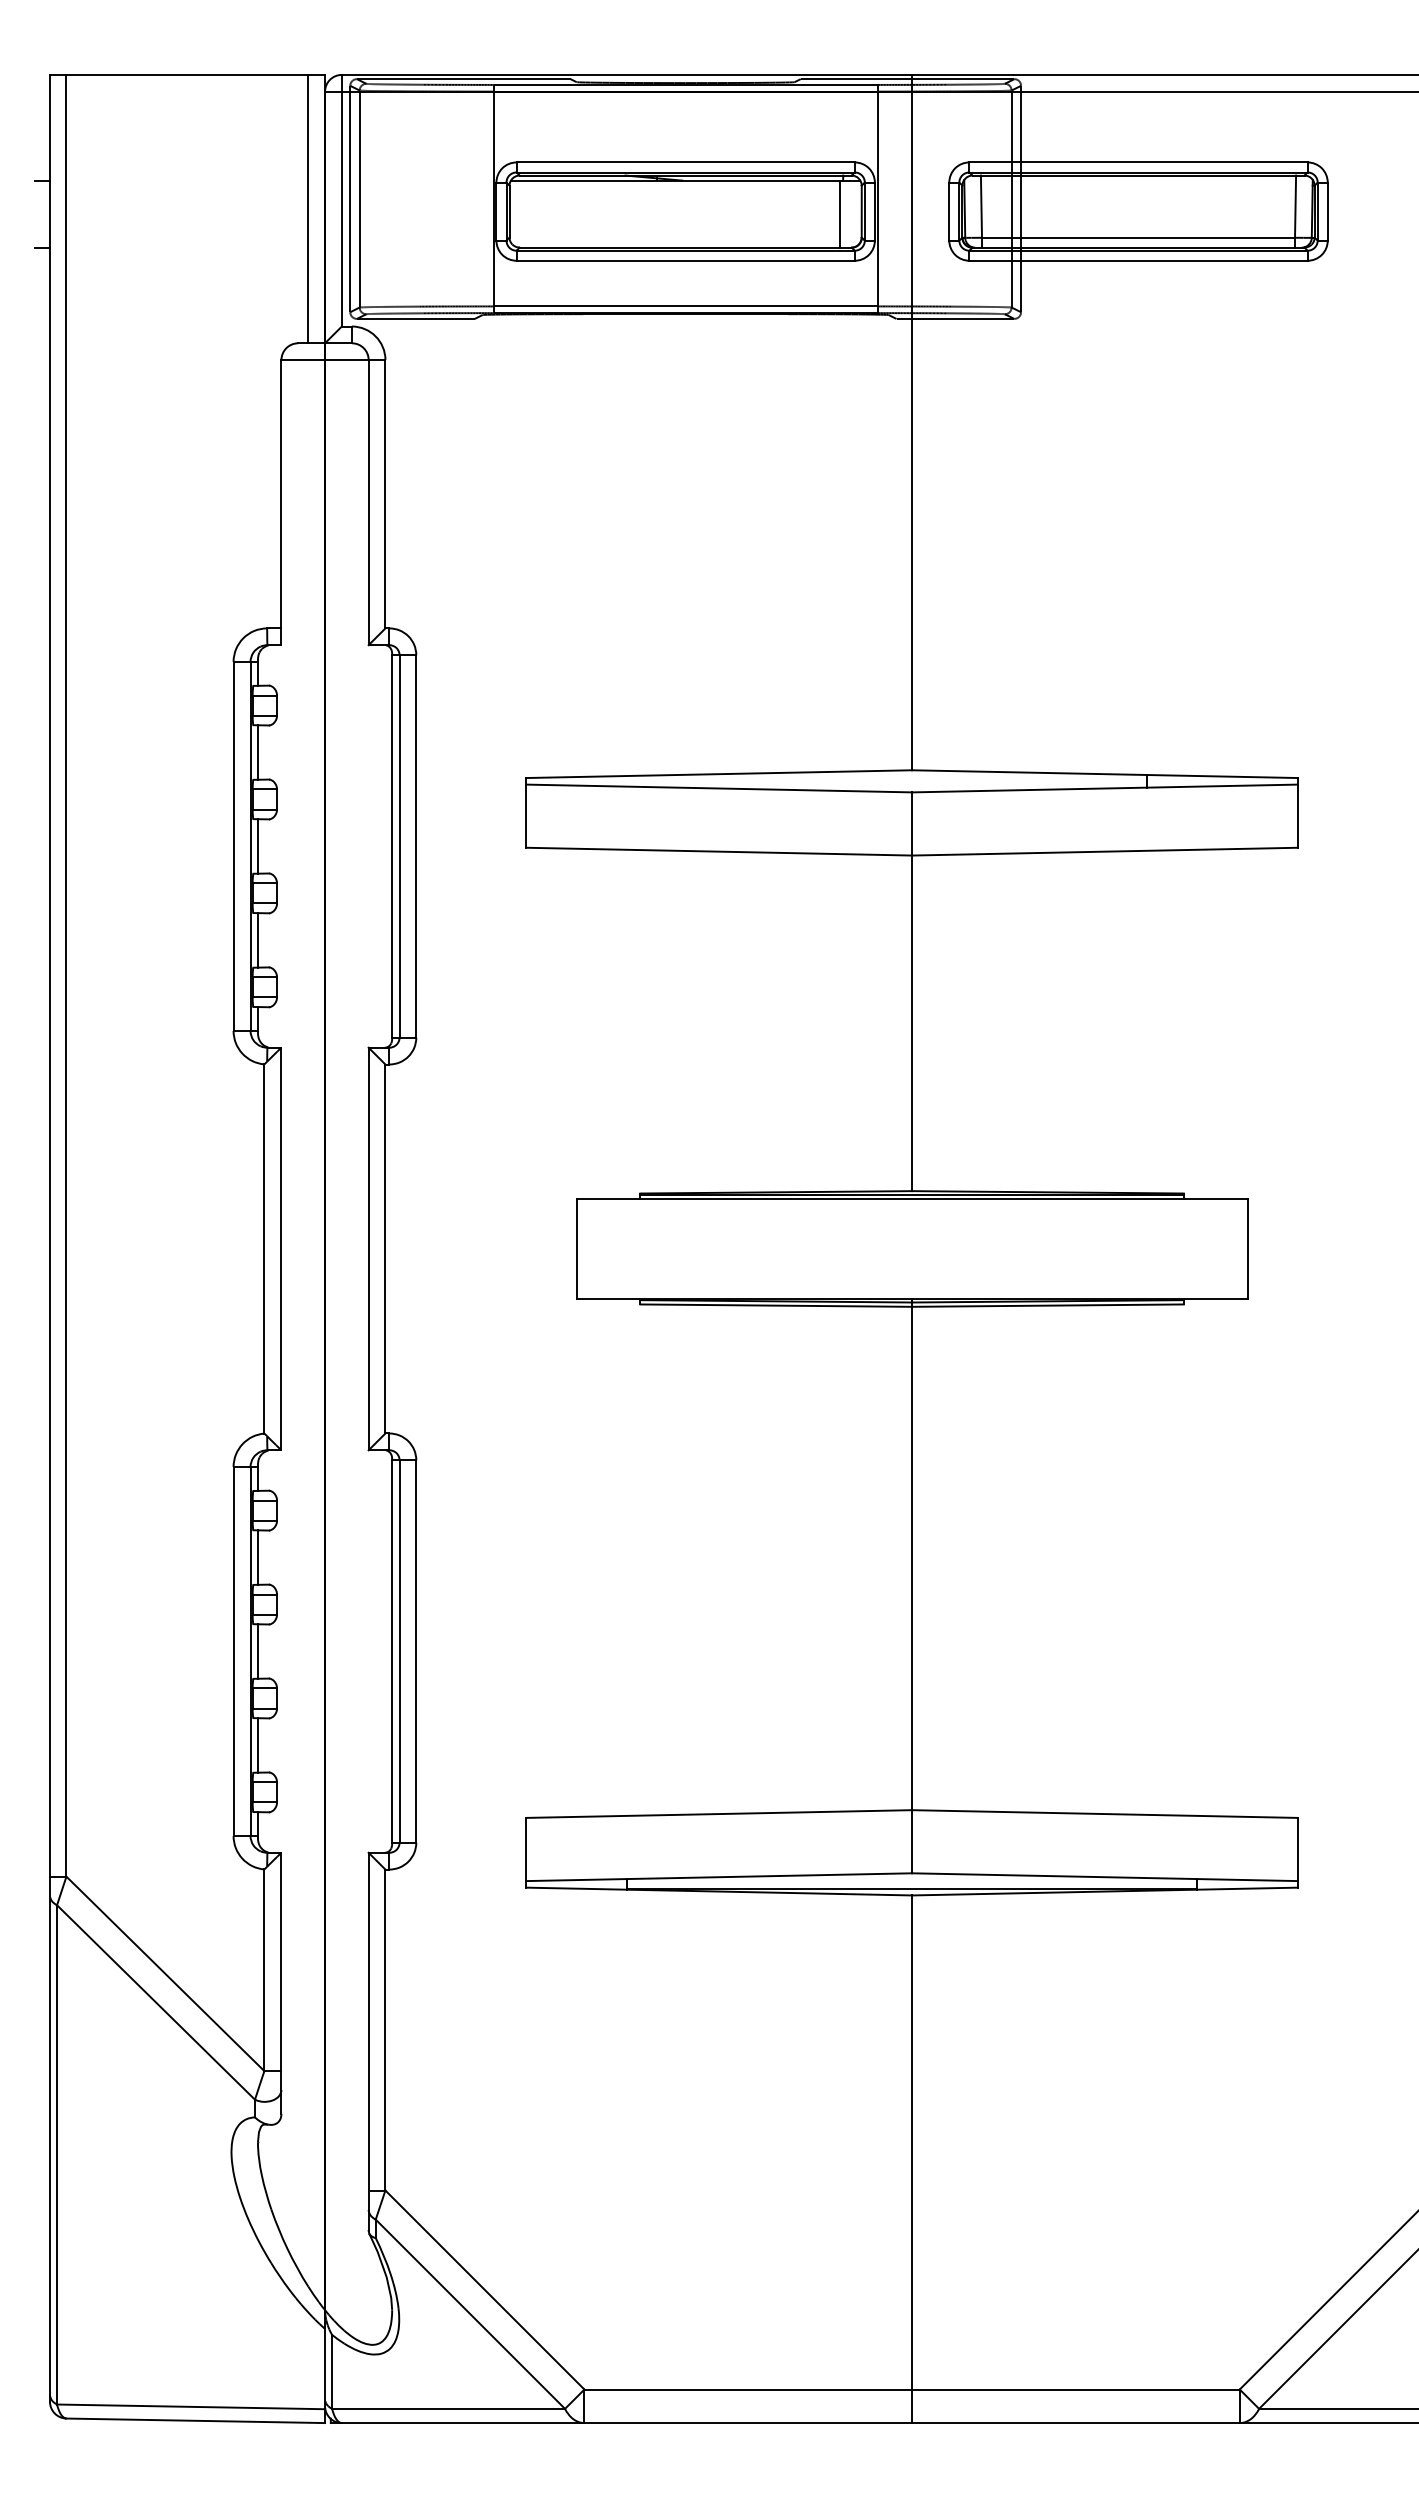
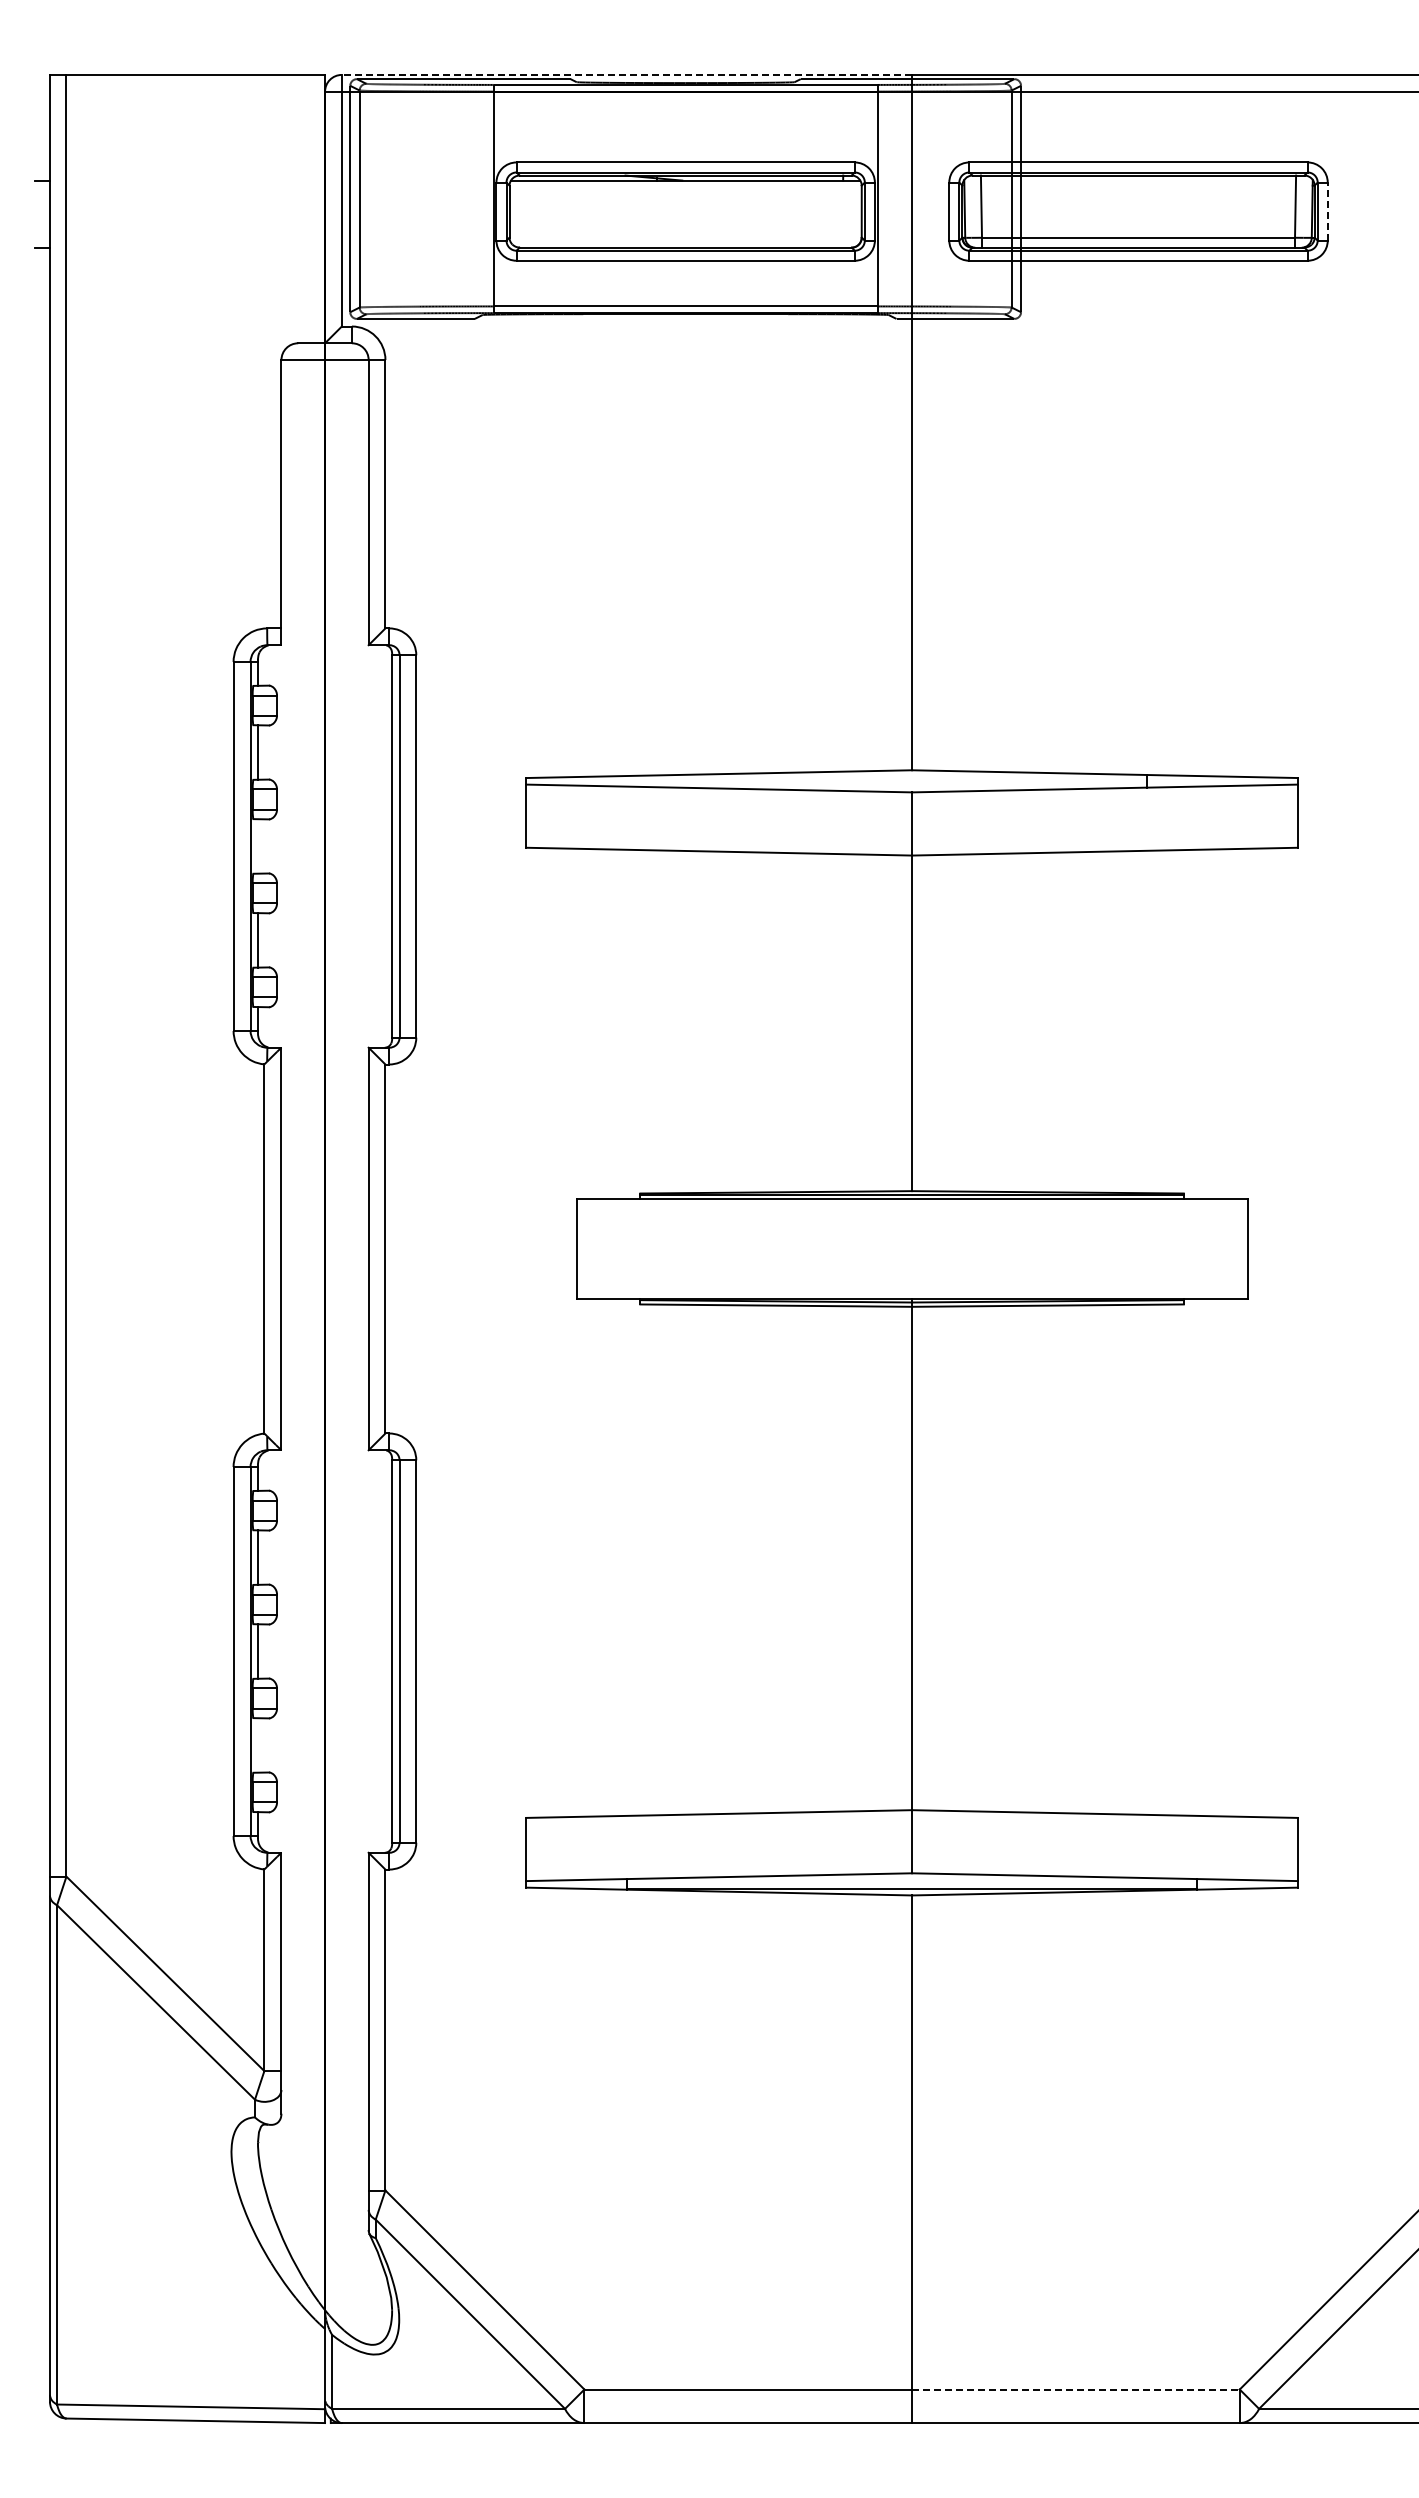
line: solid -> dashed (626, 74)
line: present -> none (307, 208)
line: solid -> dashed (1327, 211)
line: present -> none (839, 213)
line: present -> none (257, 846)
line: present -> none (257, 1745)
line: solid -> dashed (1075, 2389)
